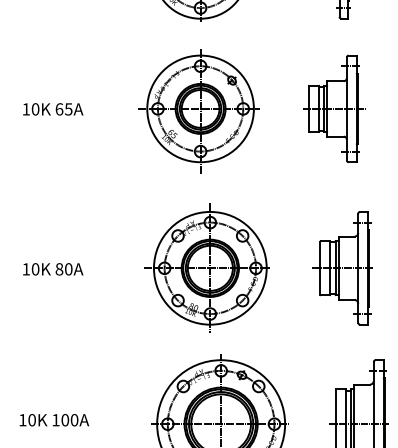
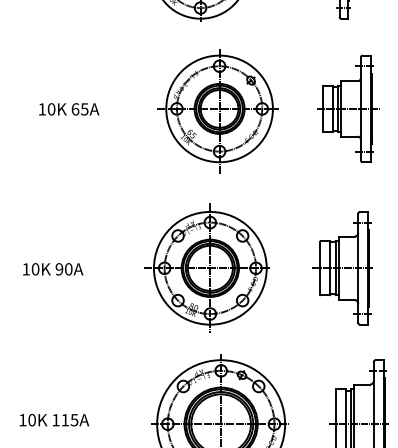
part position: (334, 108) -> (348, 108) (348, 108)
text position: (53, 109) -> (69, 109) (69, 109)
part position: (198, 111) -> (217, 111) (217, 111)
text: 80A -> 90A (59, 269)
text: 100A -> 115A (69, 420)
